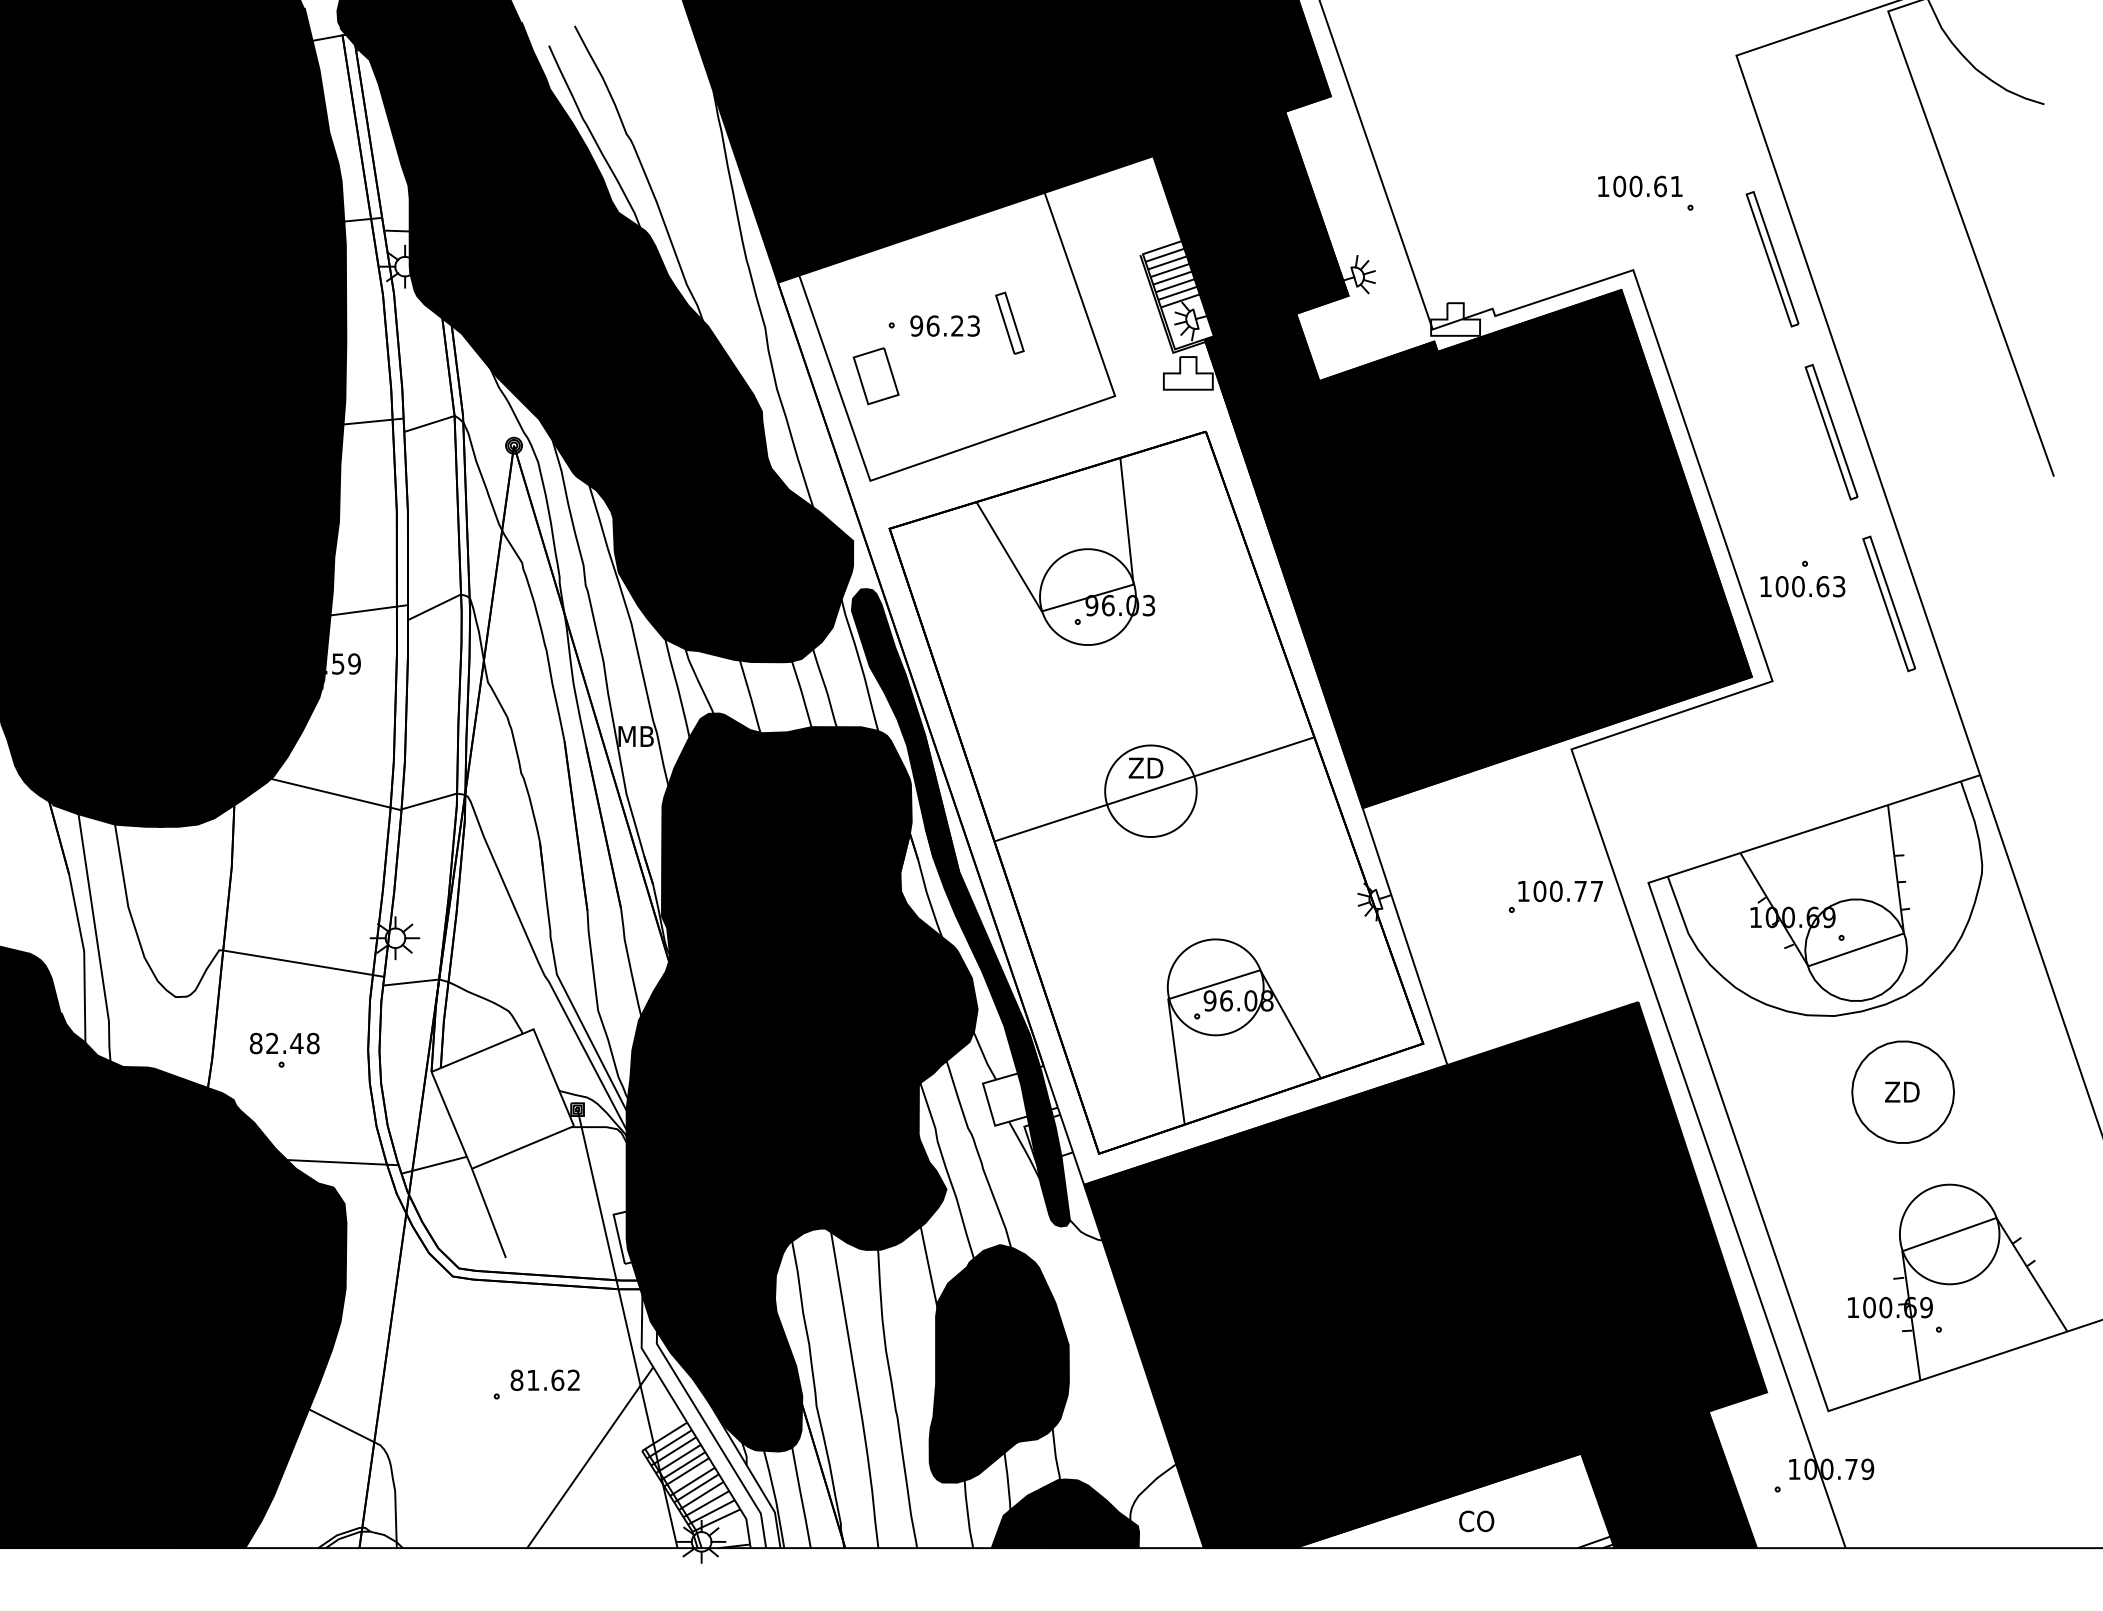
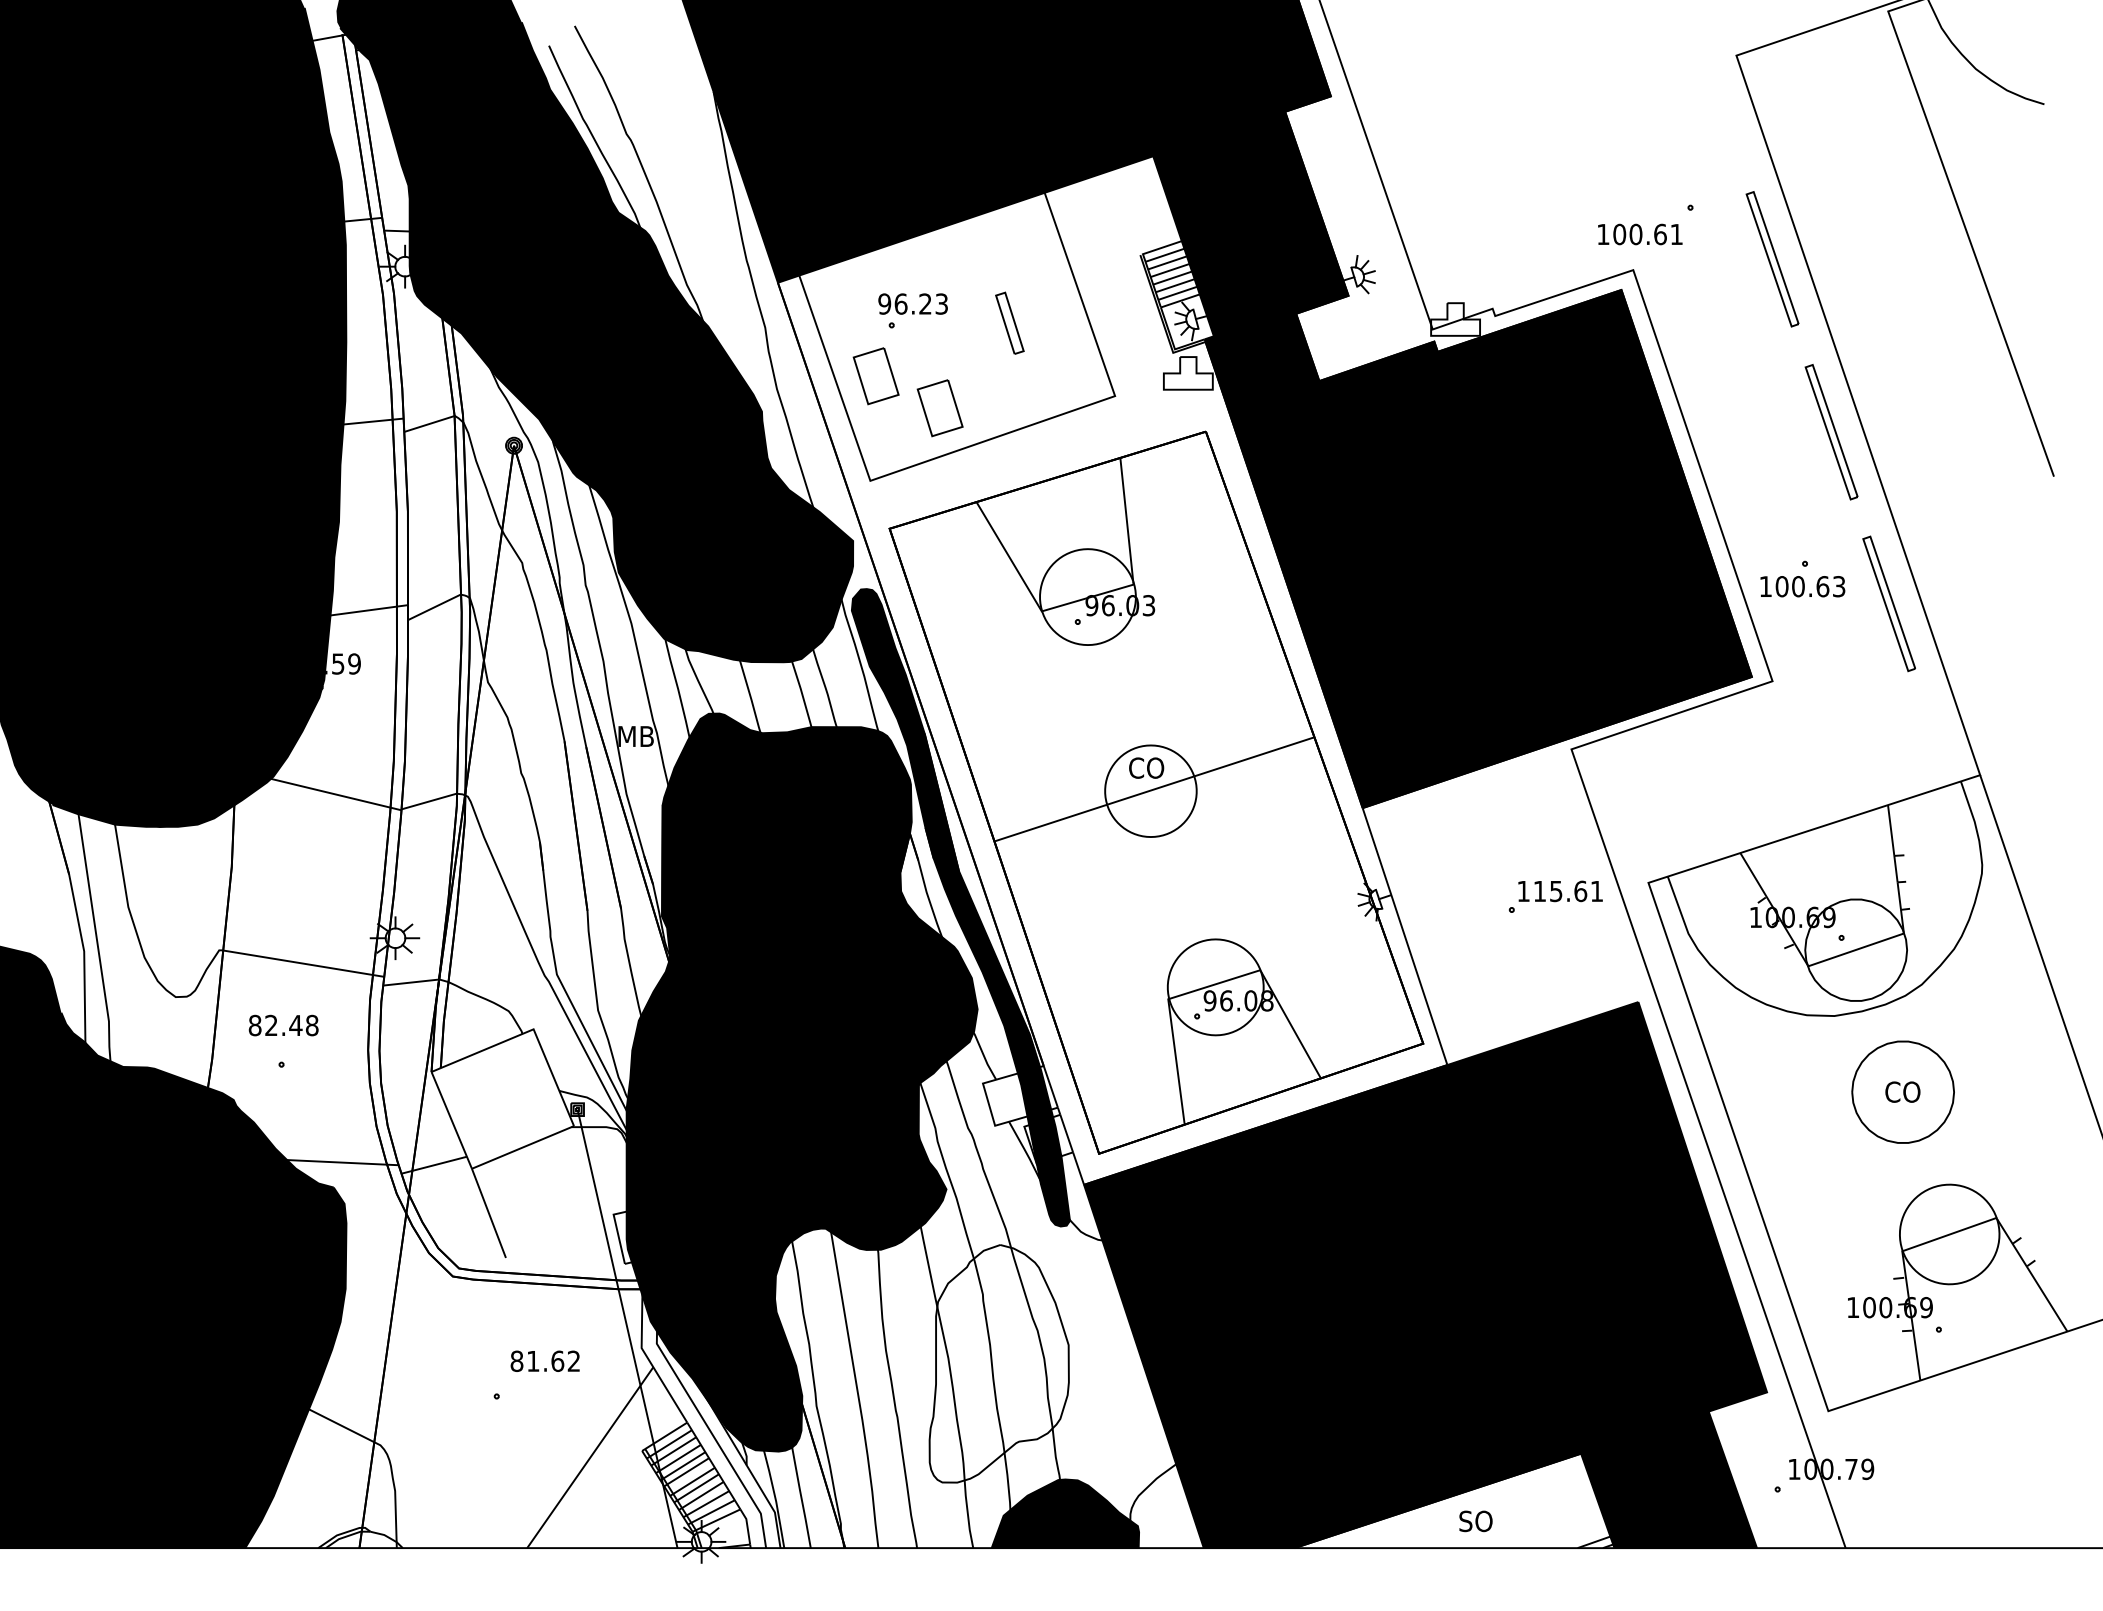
text position: (1640, 186) -> (1640, 234) (1640, 234)
text position: (944, 325) -> (912, 303) (912, 303)
part: none -> present (939, 408)
text: ZD -> CO (1146, 767)
text: 100.77 -> 115.61 (1567, 891)
text position: (284, 1043) -> (283, 1025) (283, 1025)
text: ZD -> CO (1902, 1091)
fill: present -> none (998, 1363)
text position: (544, 1379) -> (544, 1360) (544, 1360)
text: CO -> SO (1476, 1521)
